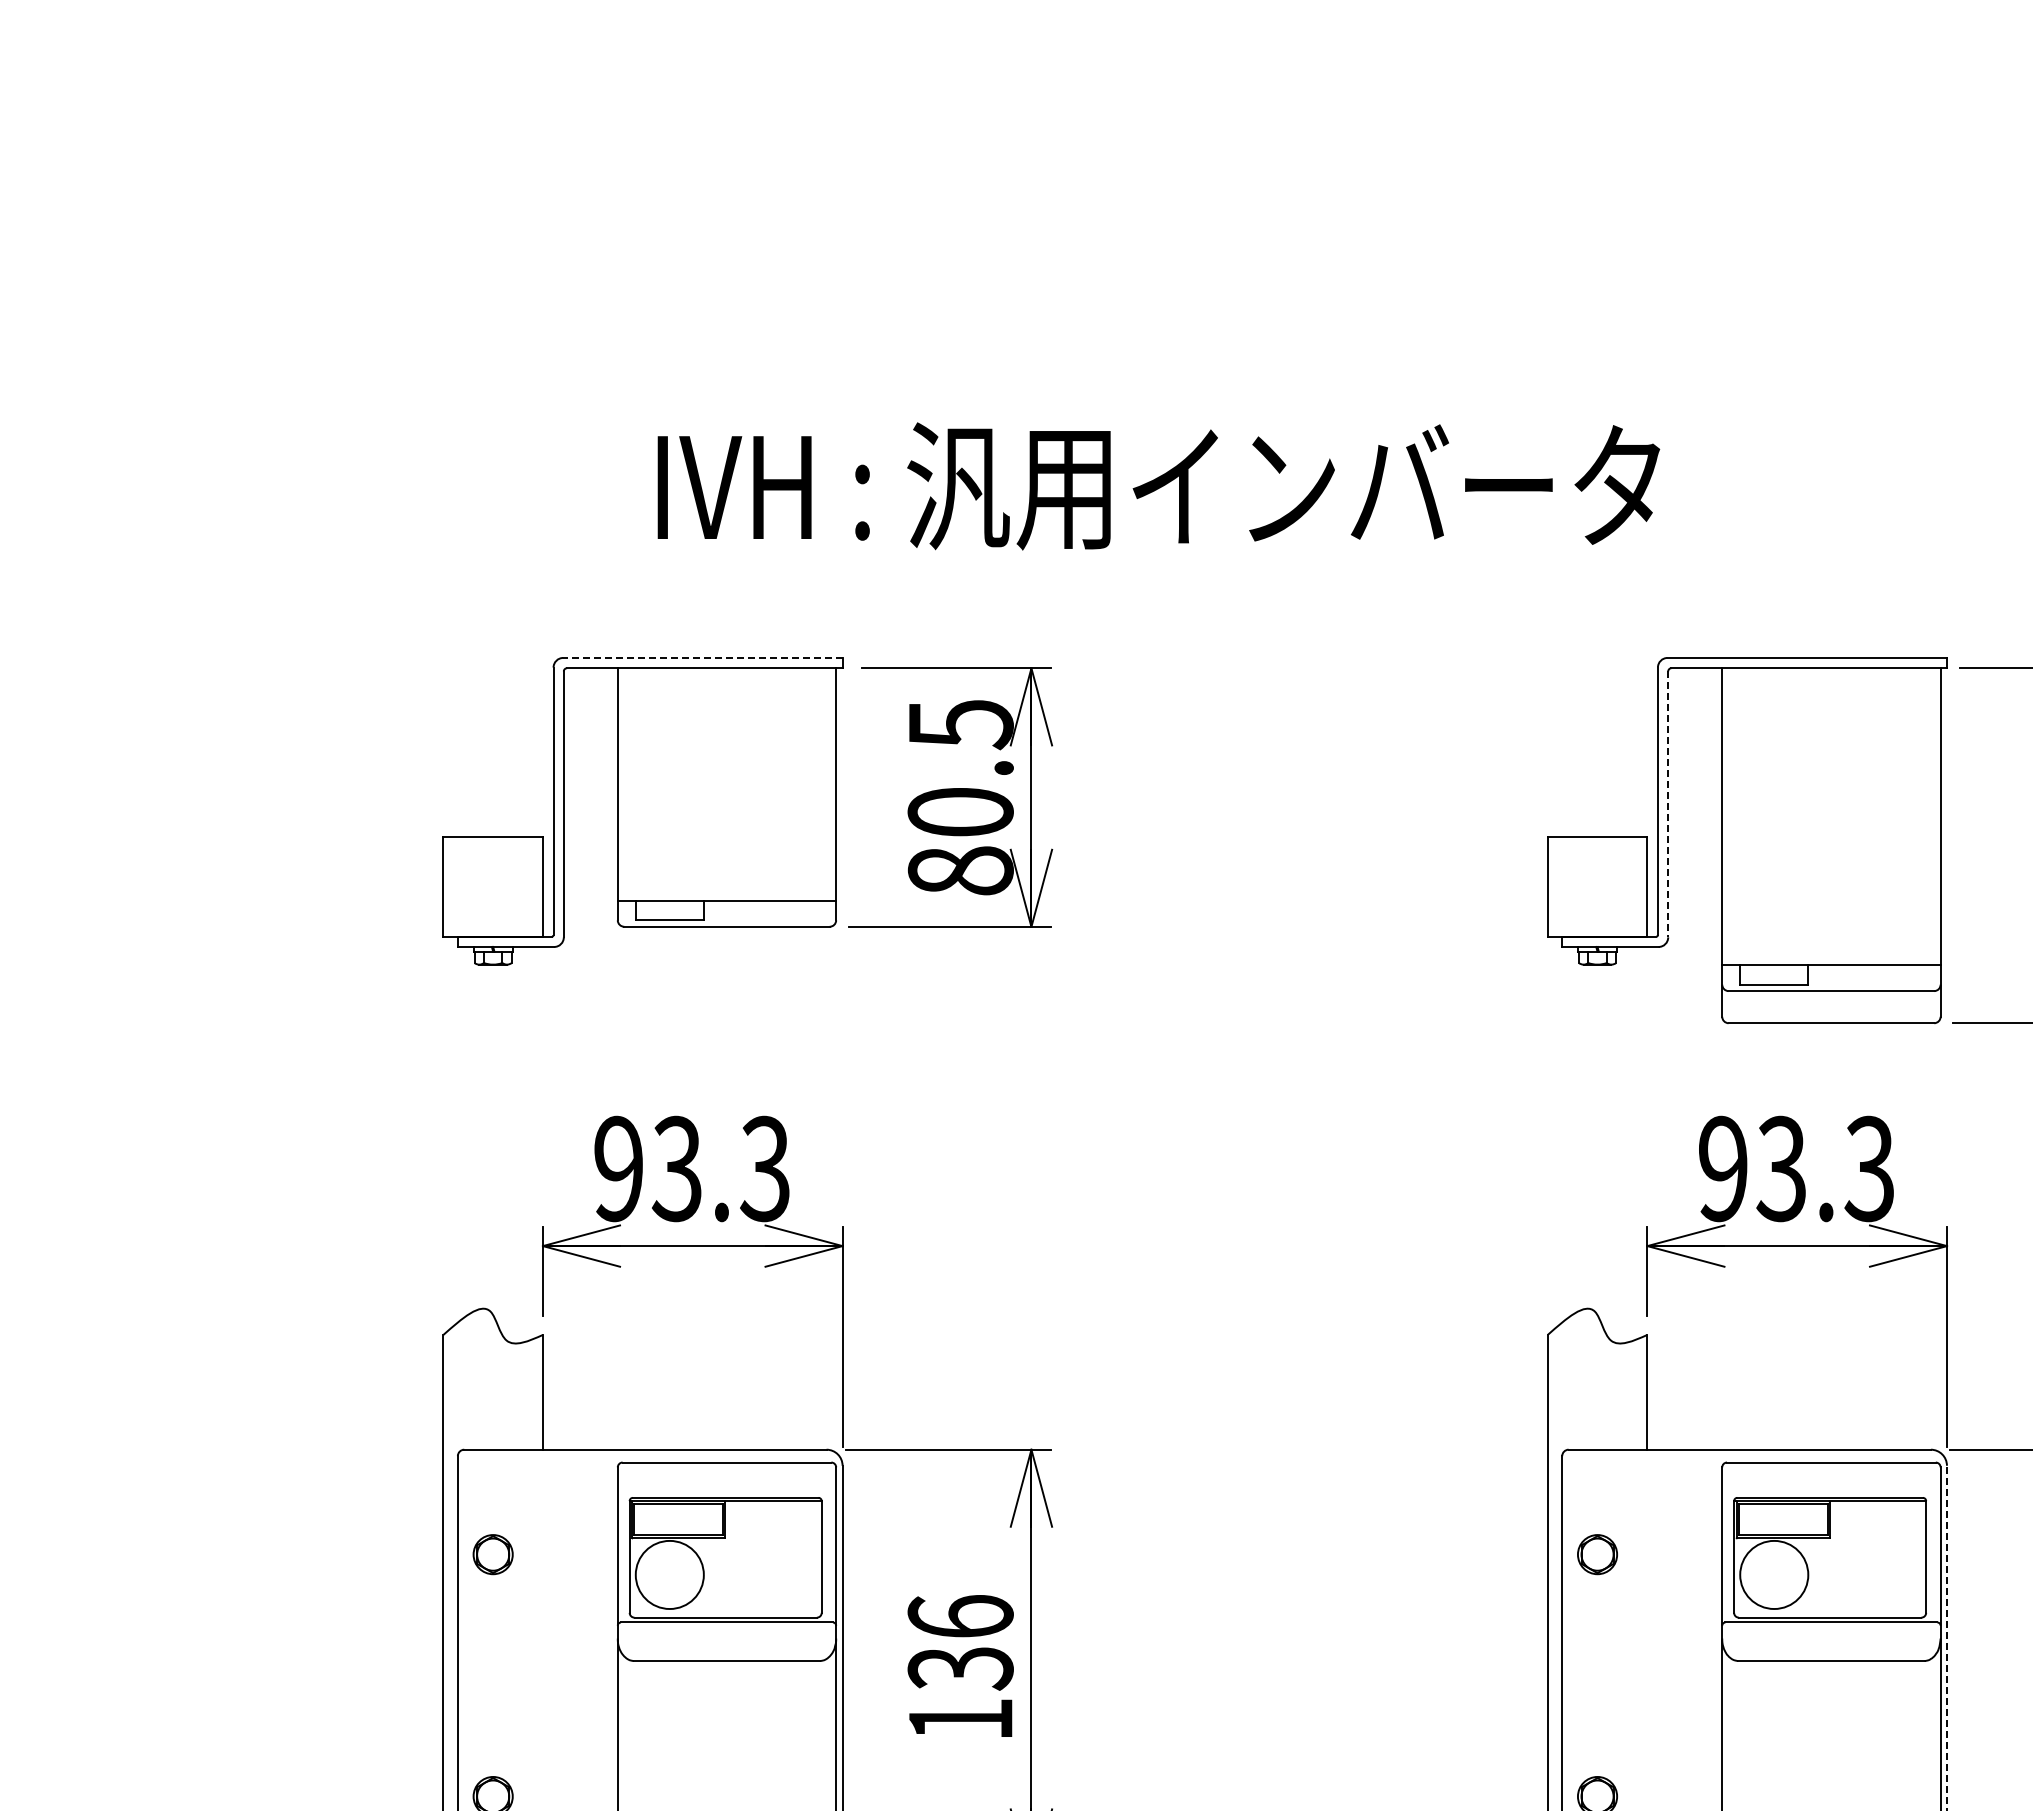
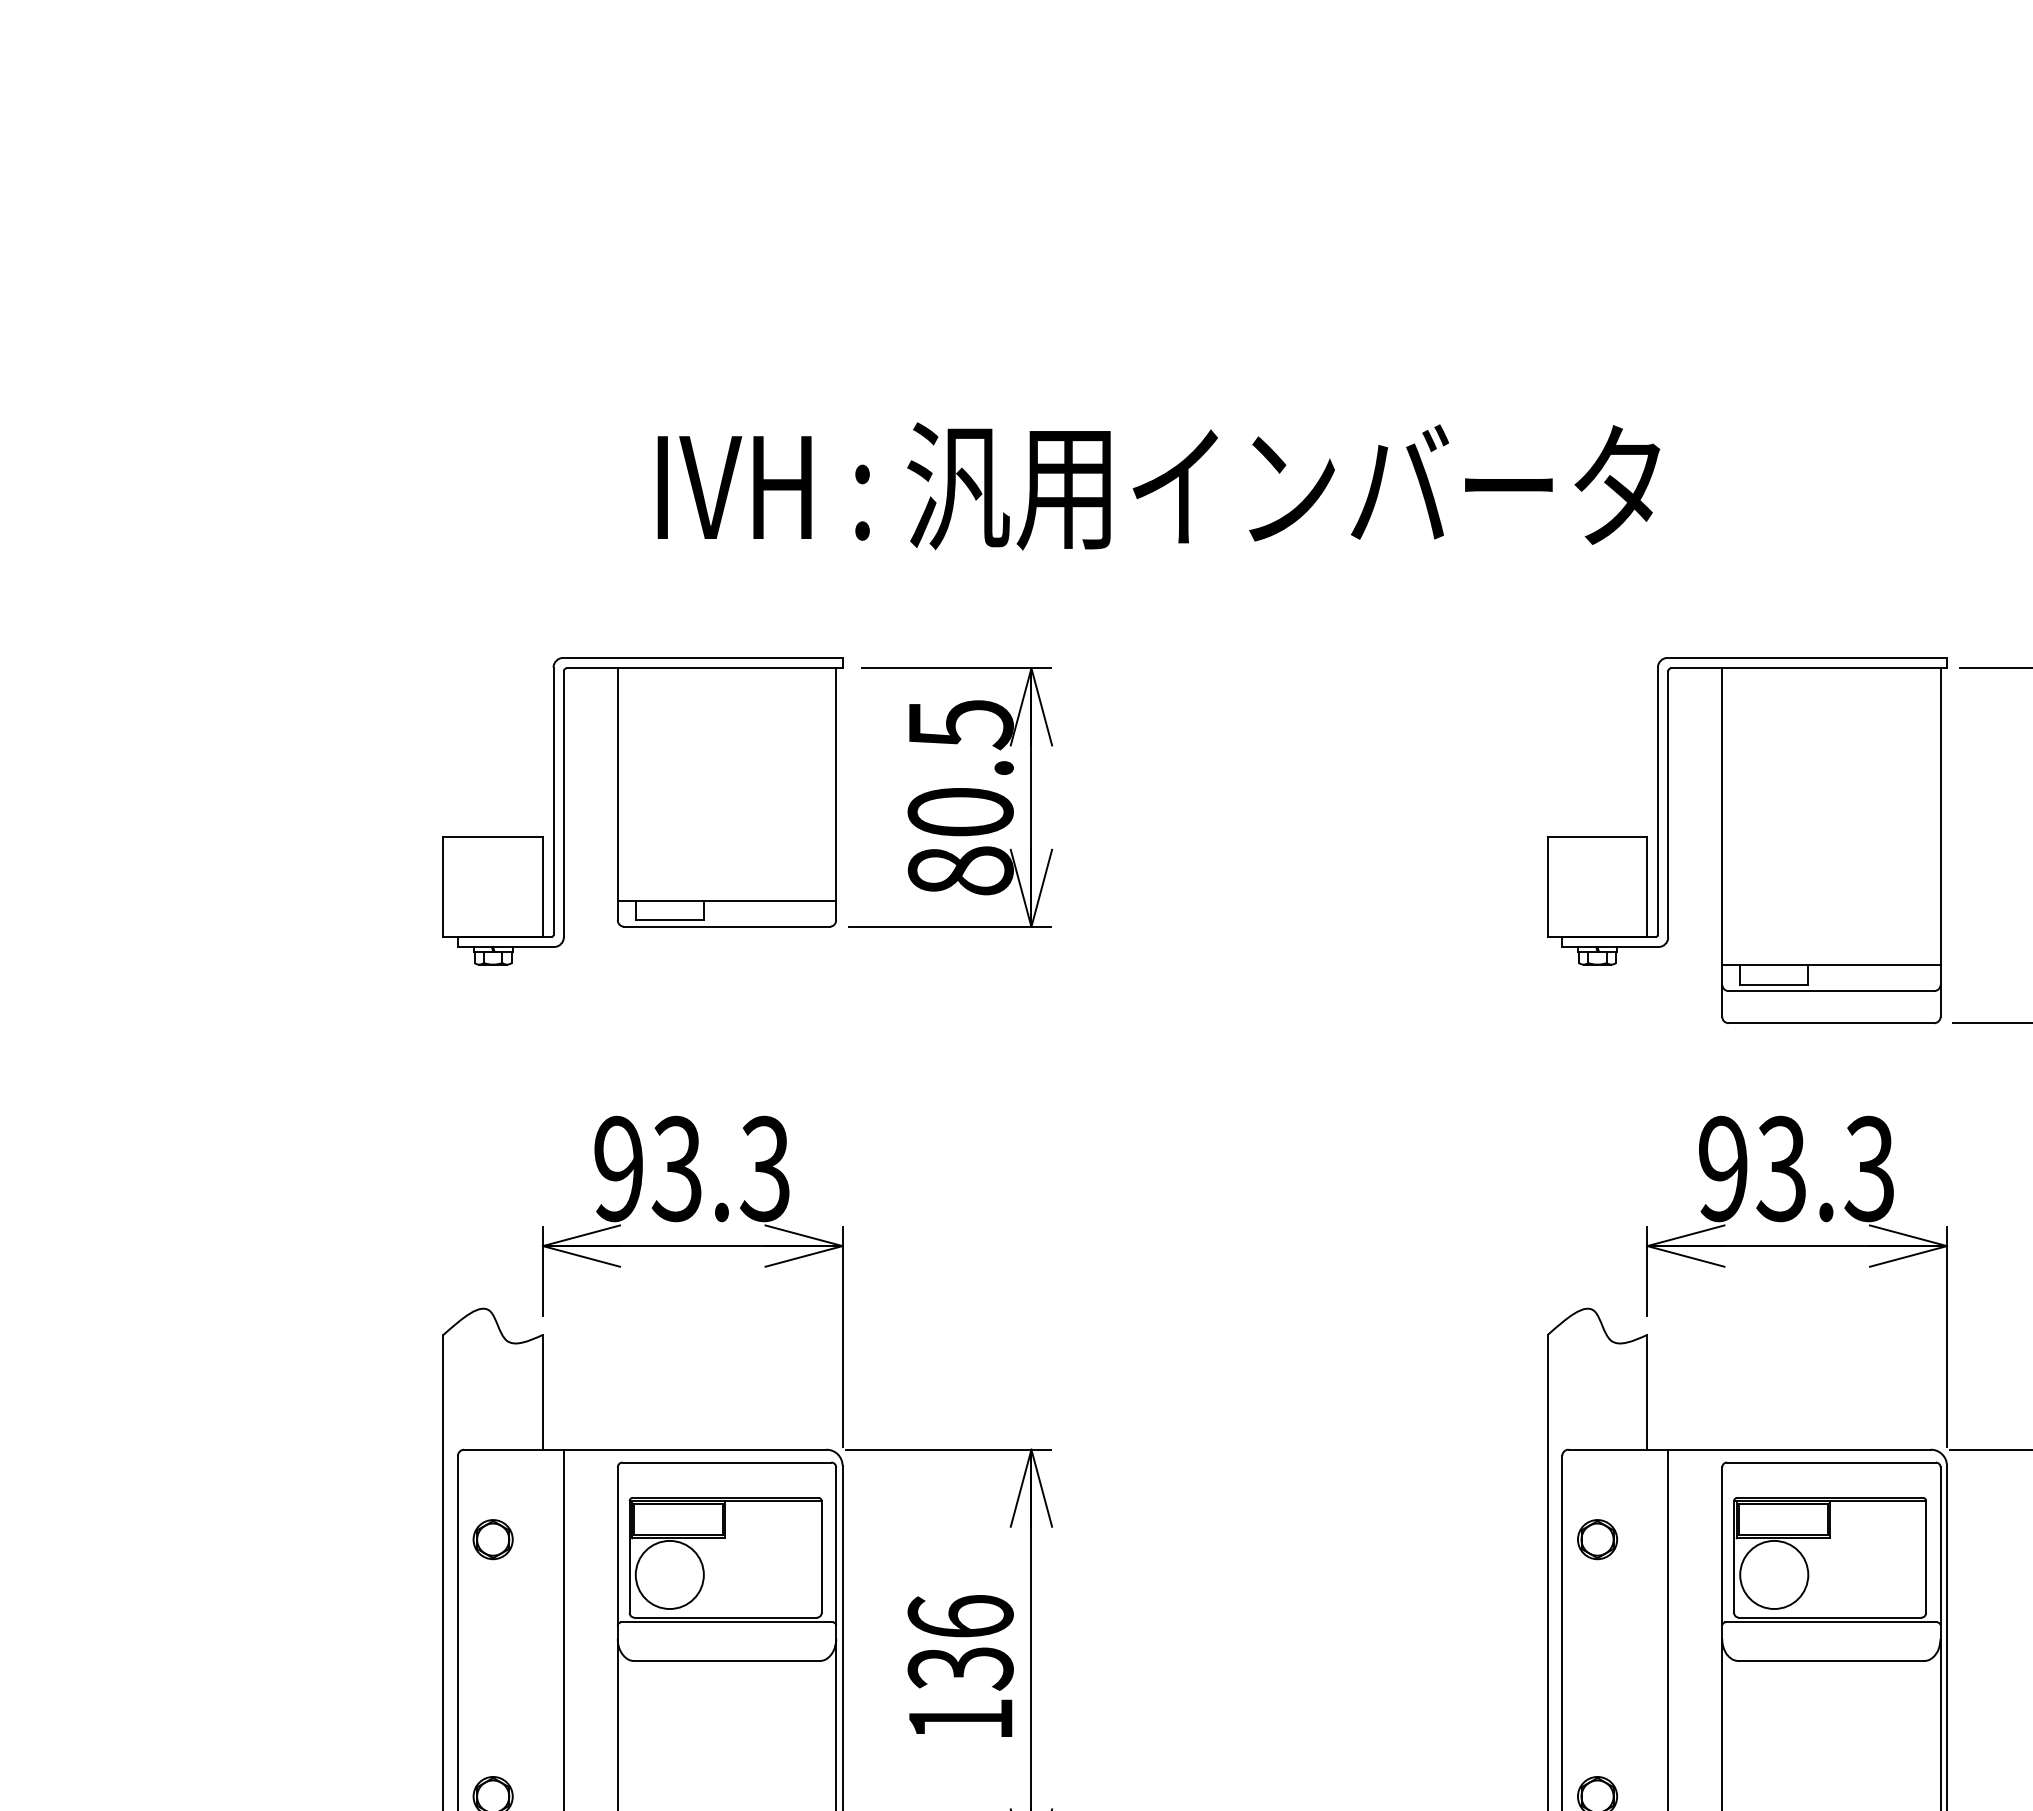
line: dashed -> solid (702, 657)
line: dashed -> solid (1668, 804)
part position: (492, 1554) -> (492, 1539) (492, 1539)
part position: (1597, 1554) -> (1597, 1539) (1597, 1539)
line: none -> present (563, 1628)
line: none -> present (1668, 1628)
line: dashed -> solid (1946, 1637)
